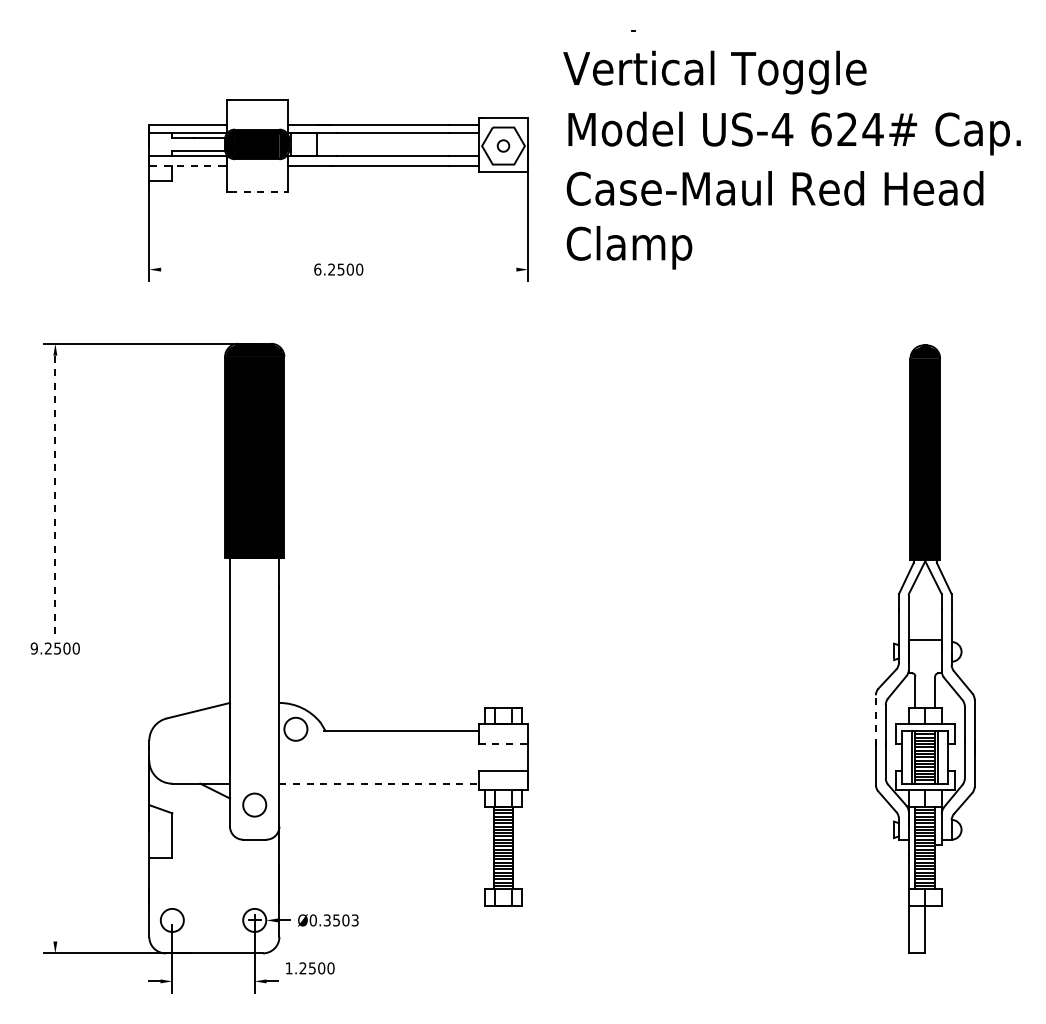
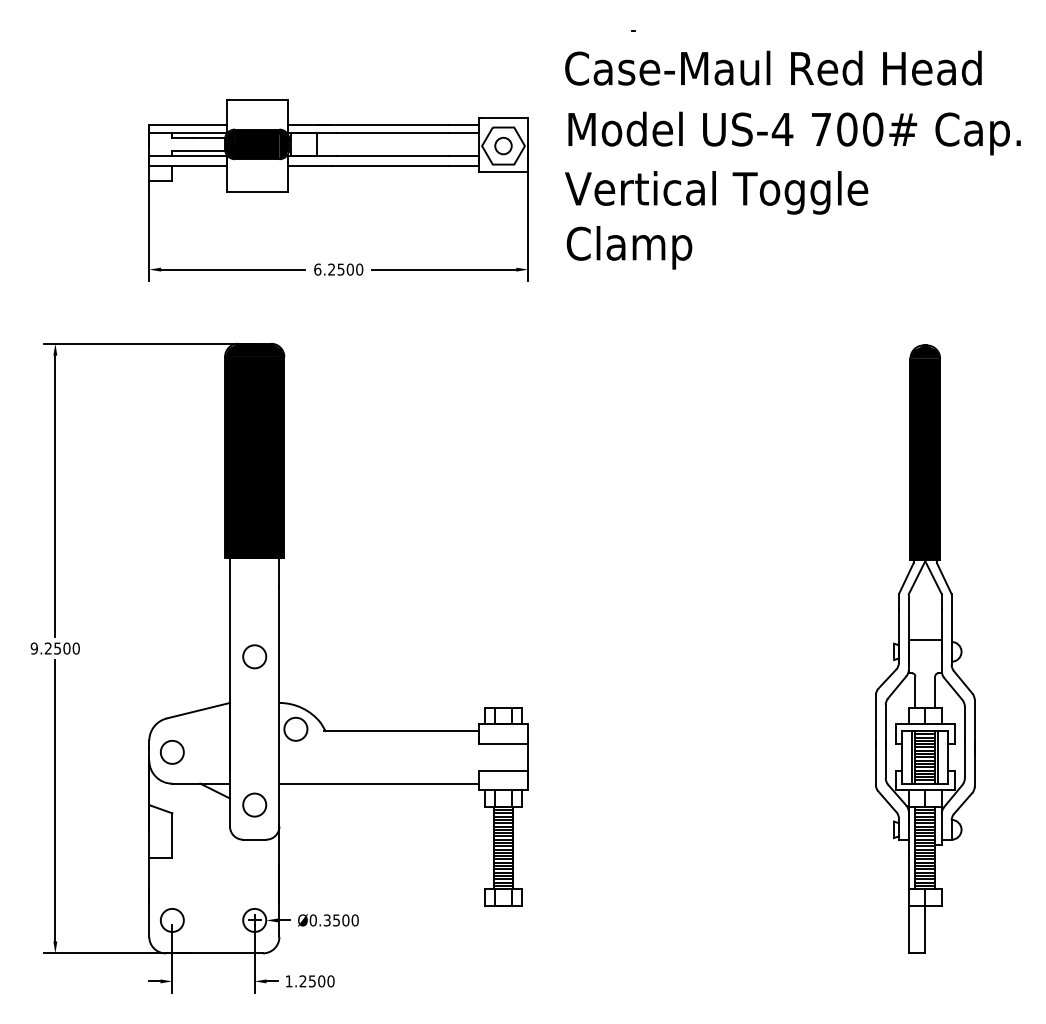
text: Vertical Toggle -> Case-Maul Red Head (772, 72)
text: 624# -> 700# (847, 129)
circle size: 15x14 px -> 19x20 px (503, 145)
line: dashed -> solid (187, 165)
line: dashed -> solid (258, 192)
text: Case-Maul Red Head -> Vertical Toggle (774, 192)
line: none -> present (233, 269)
line: none -> present (444, 269)
line: dashed -> solid (55, 496)
circle: none -> present (254, 656)
line: dashed -> solid (875, 720)
line: dashed -> solid (503, 744)
circle: none -> present (171, 752)
line: dashed -> solid (379, 783)
line: none -> present (55, 800)
text: Ø0.3503 -> Ø0.3500 (354, 920)
text position: (310, 968) -> (310, 981) (310, 981)
